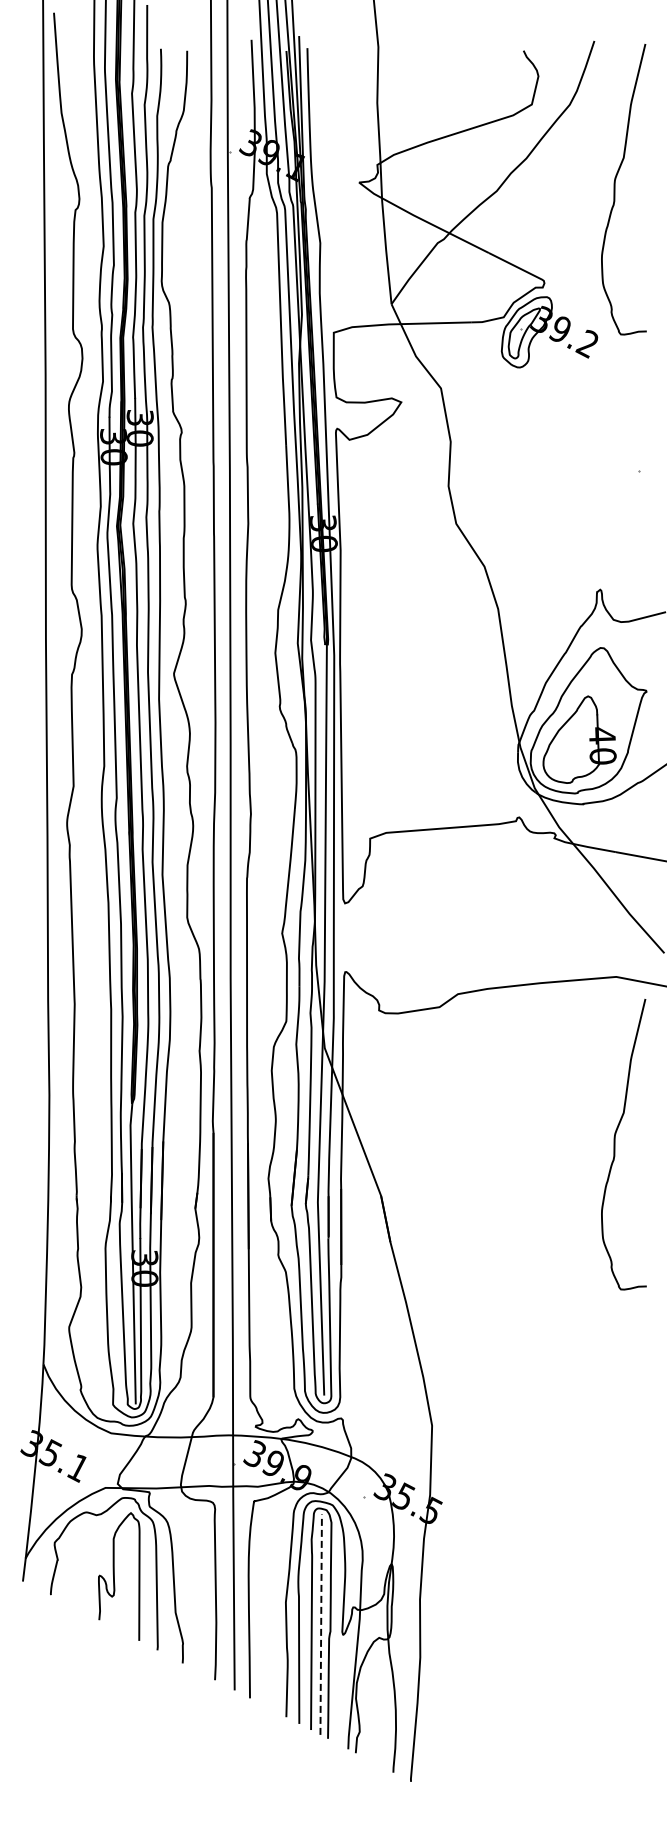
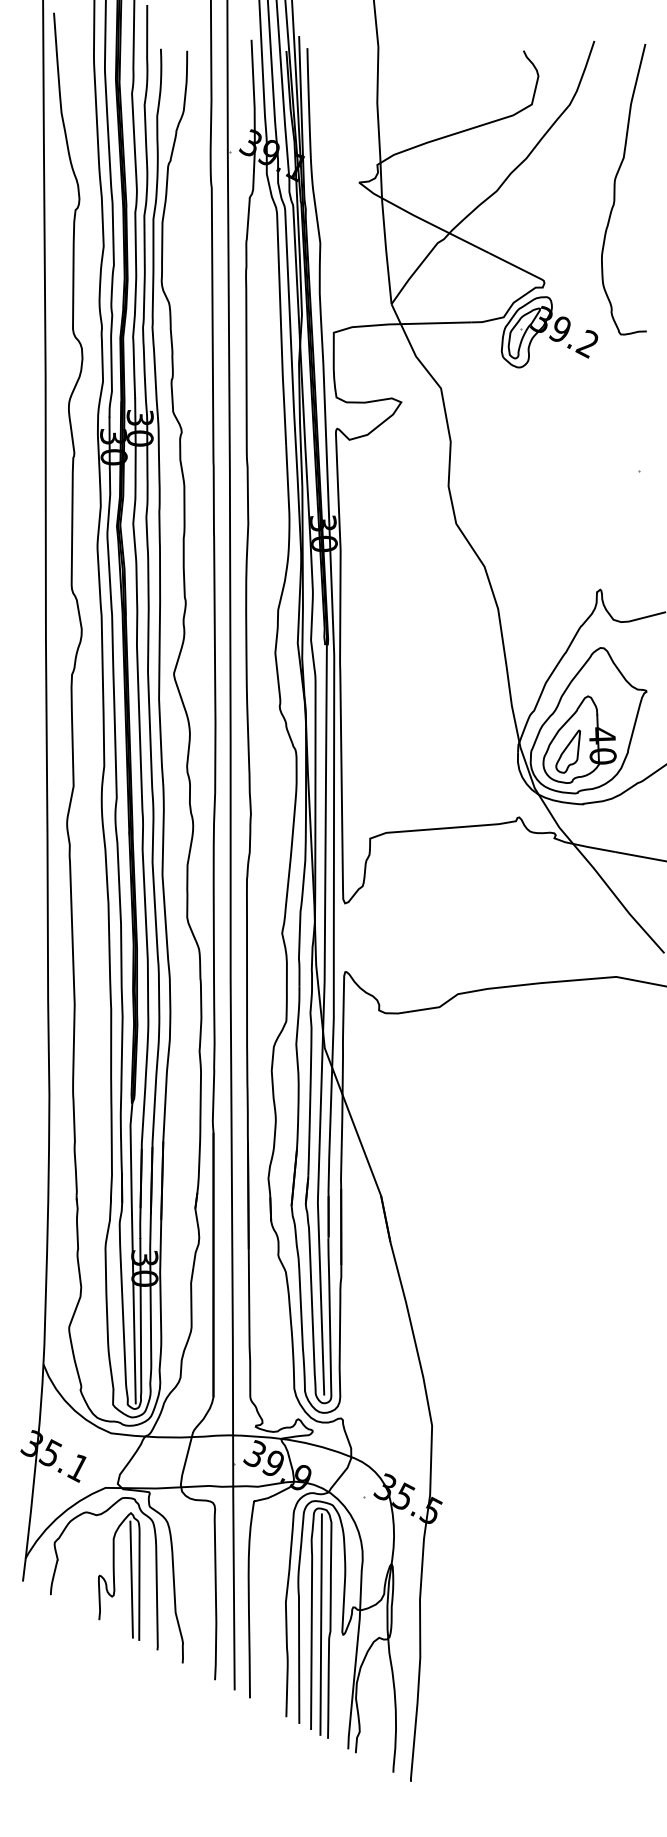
part: none -> present (568, 751)
curve: present -> none (615, 1144)
line: none -> present (131, 1579)
line: dashed -> solid (321, 1624)
